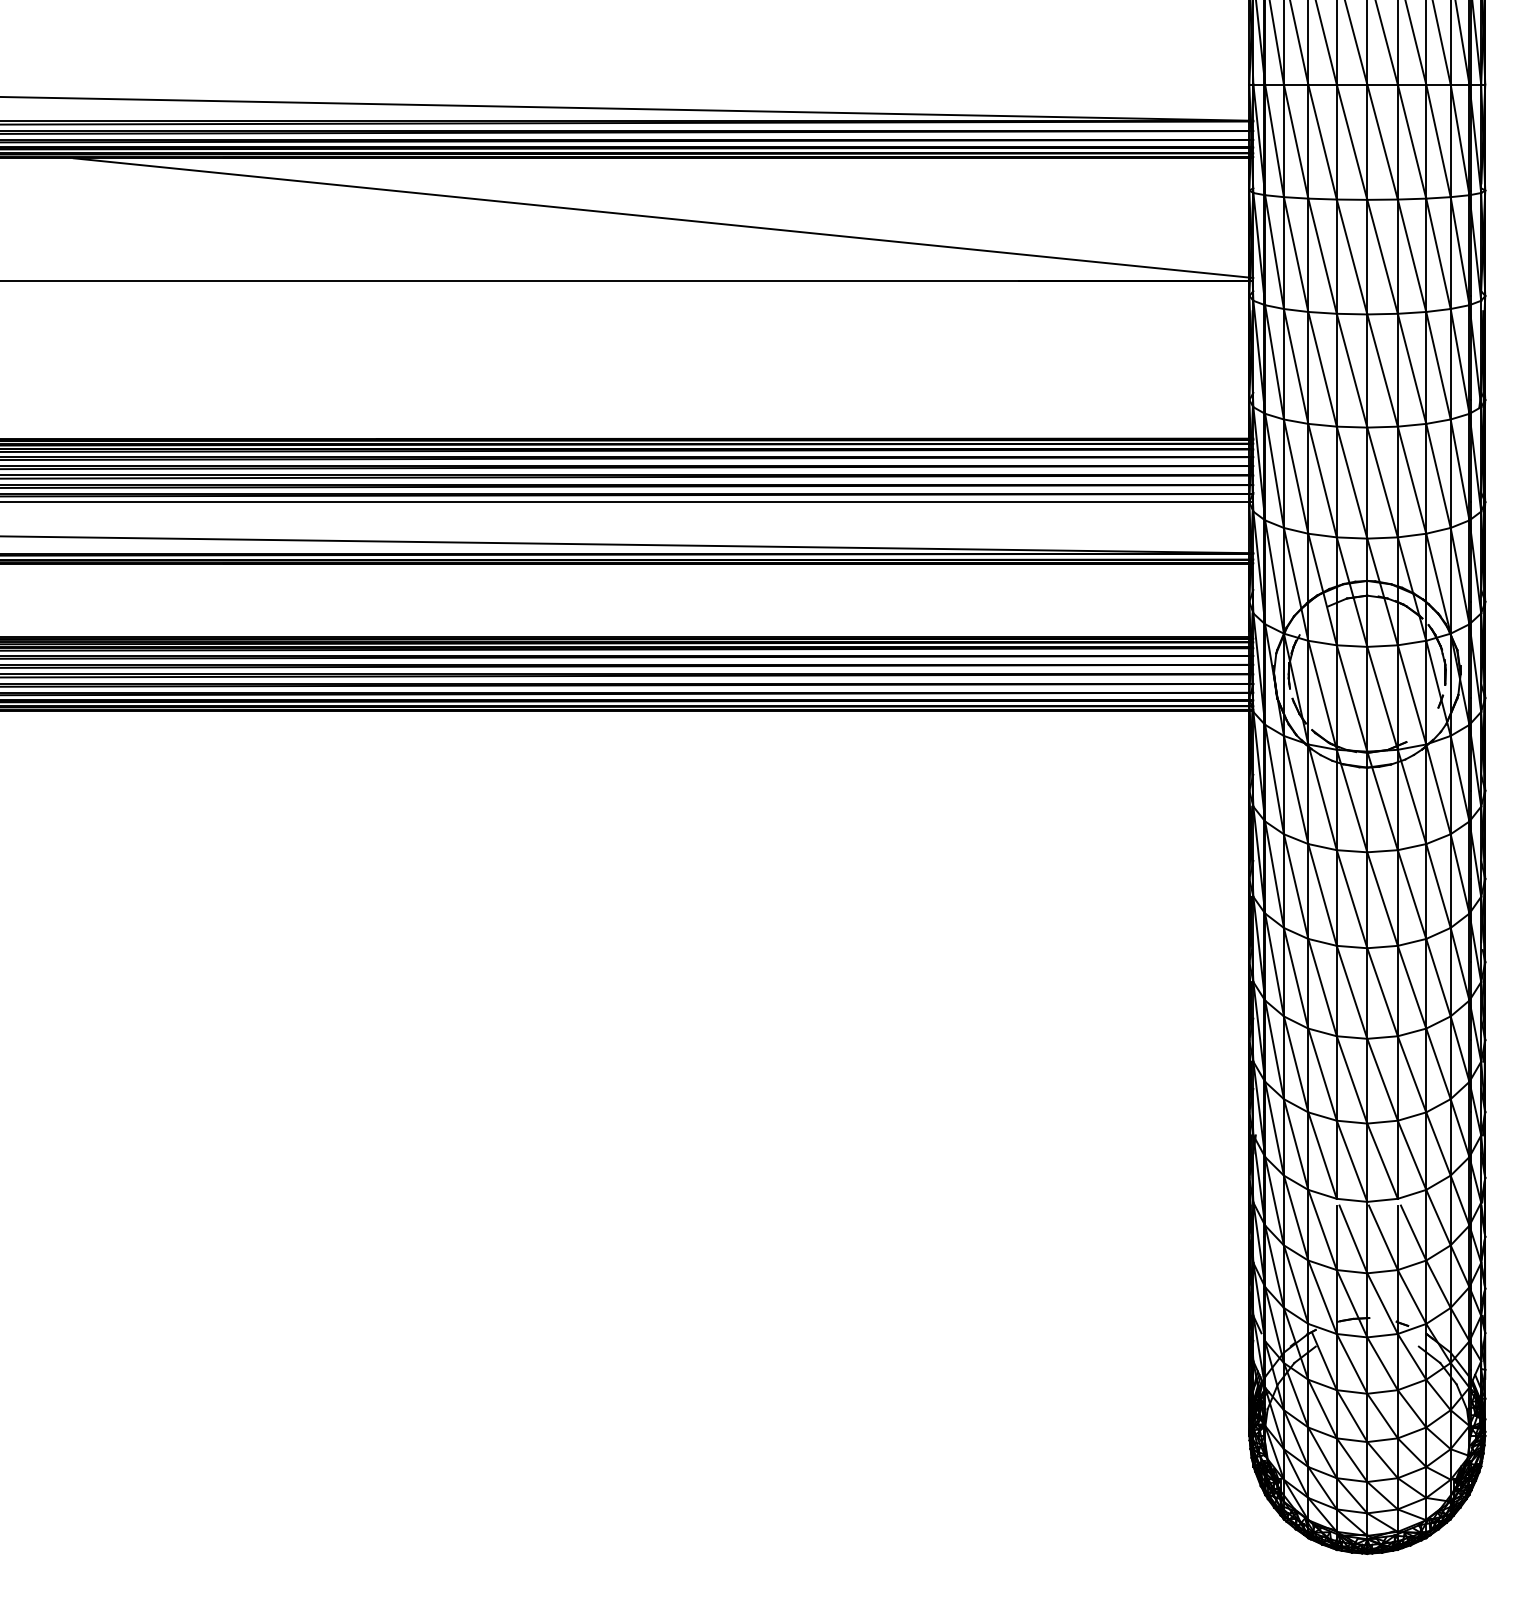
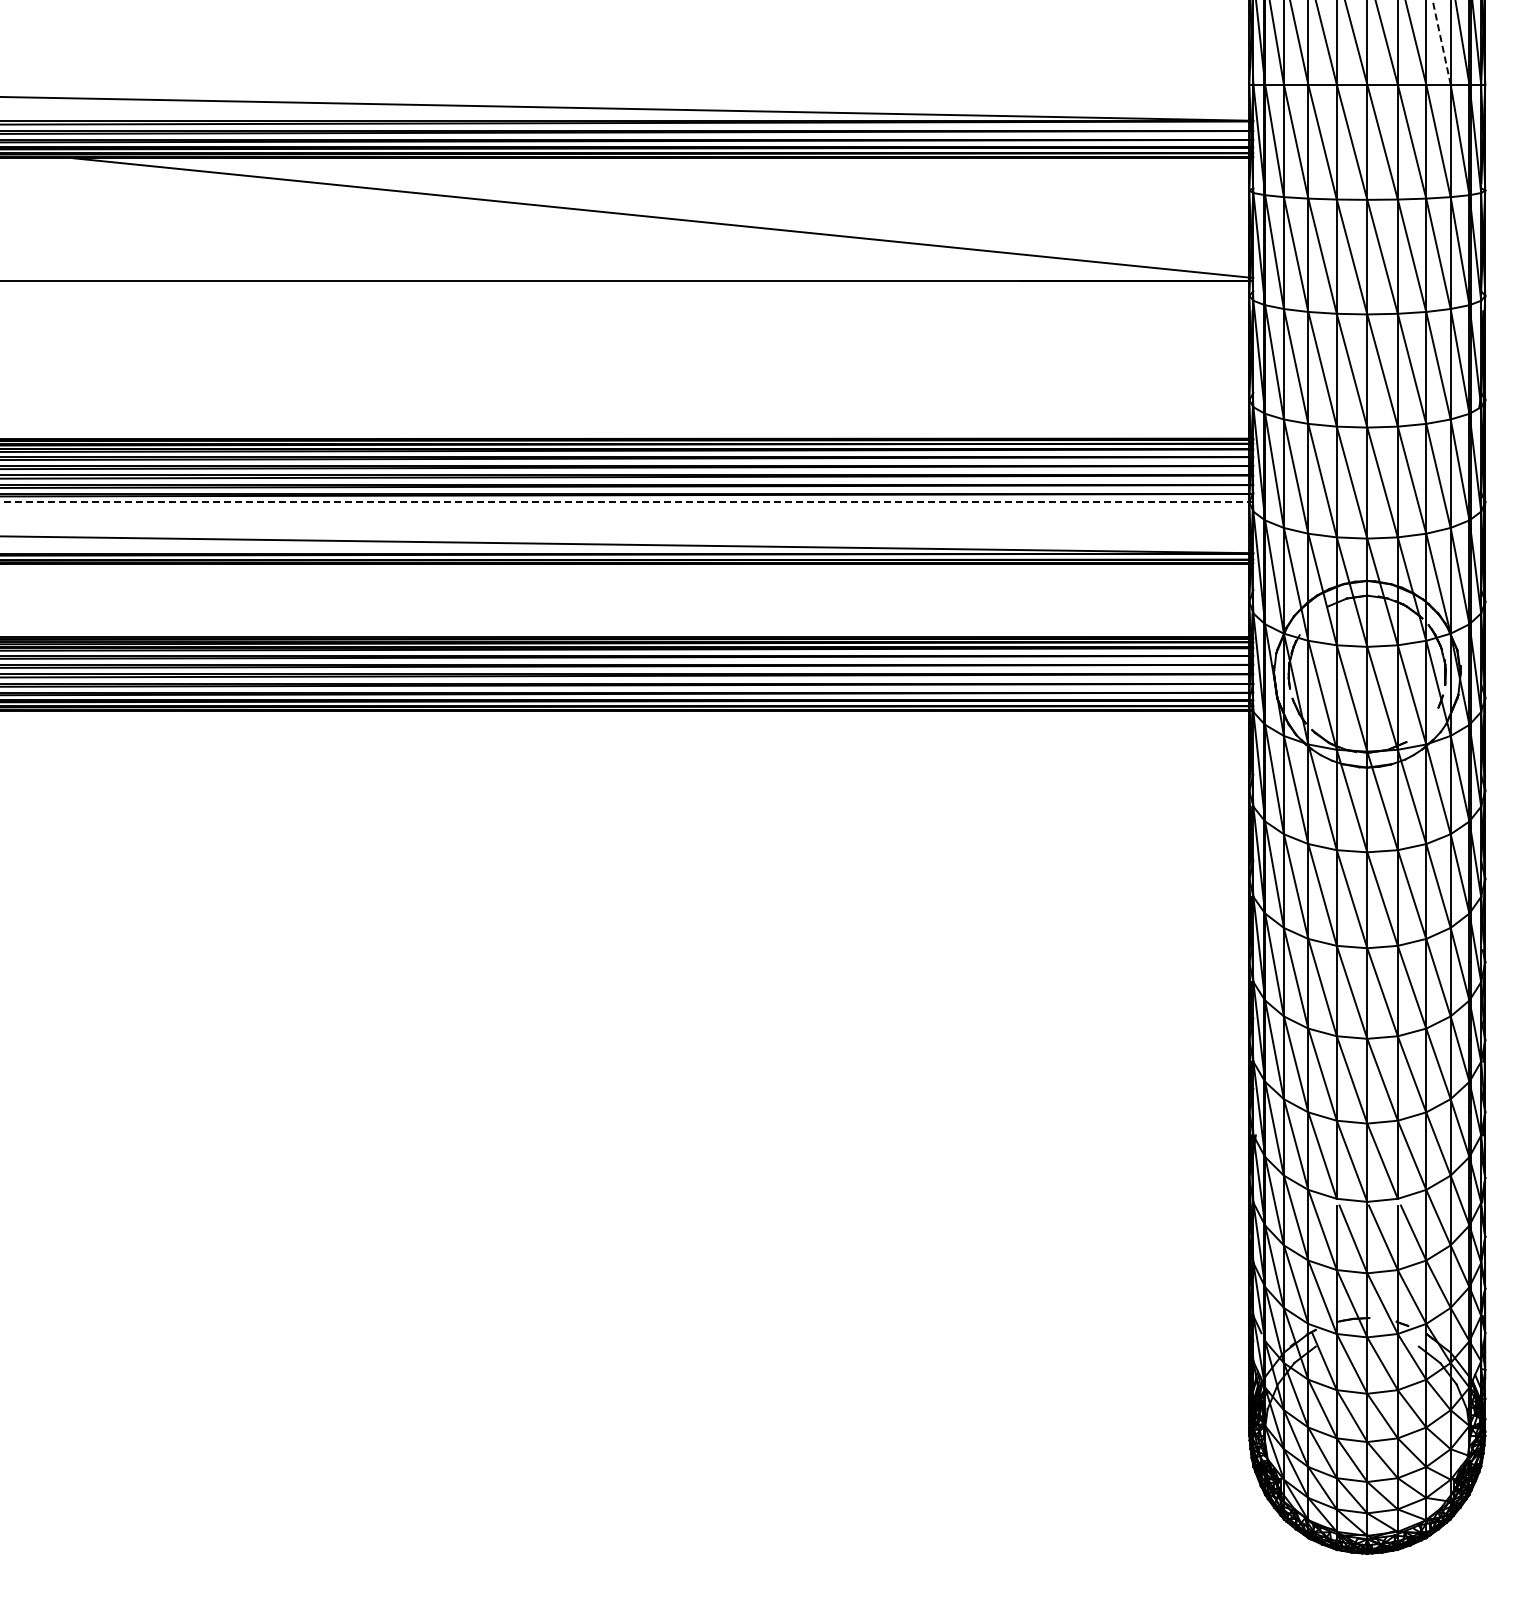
line: solid -> dashed (1441, 42)
line: solid -> dashed (627, 501)
